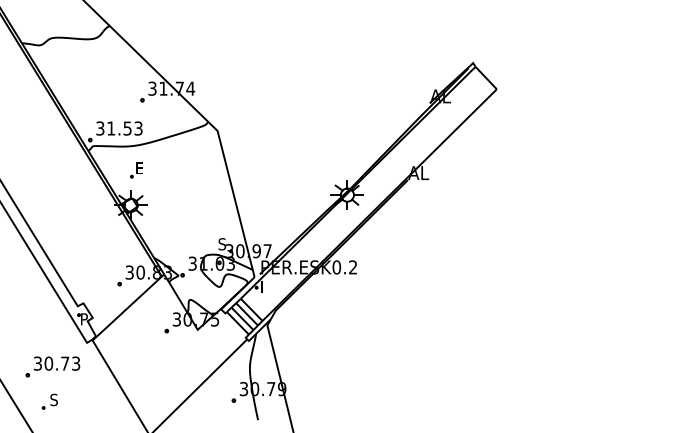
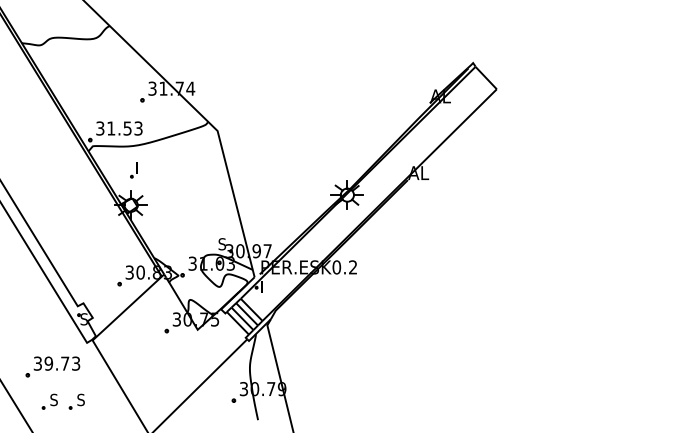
text: E -> I (140, 167)
text: P -> S (83, 319)
text: 30.73 -> 39.73 (48, 363)
part: none -> present (76, 401)
